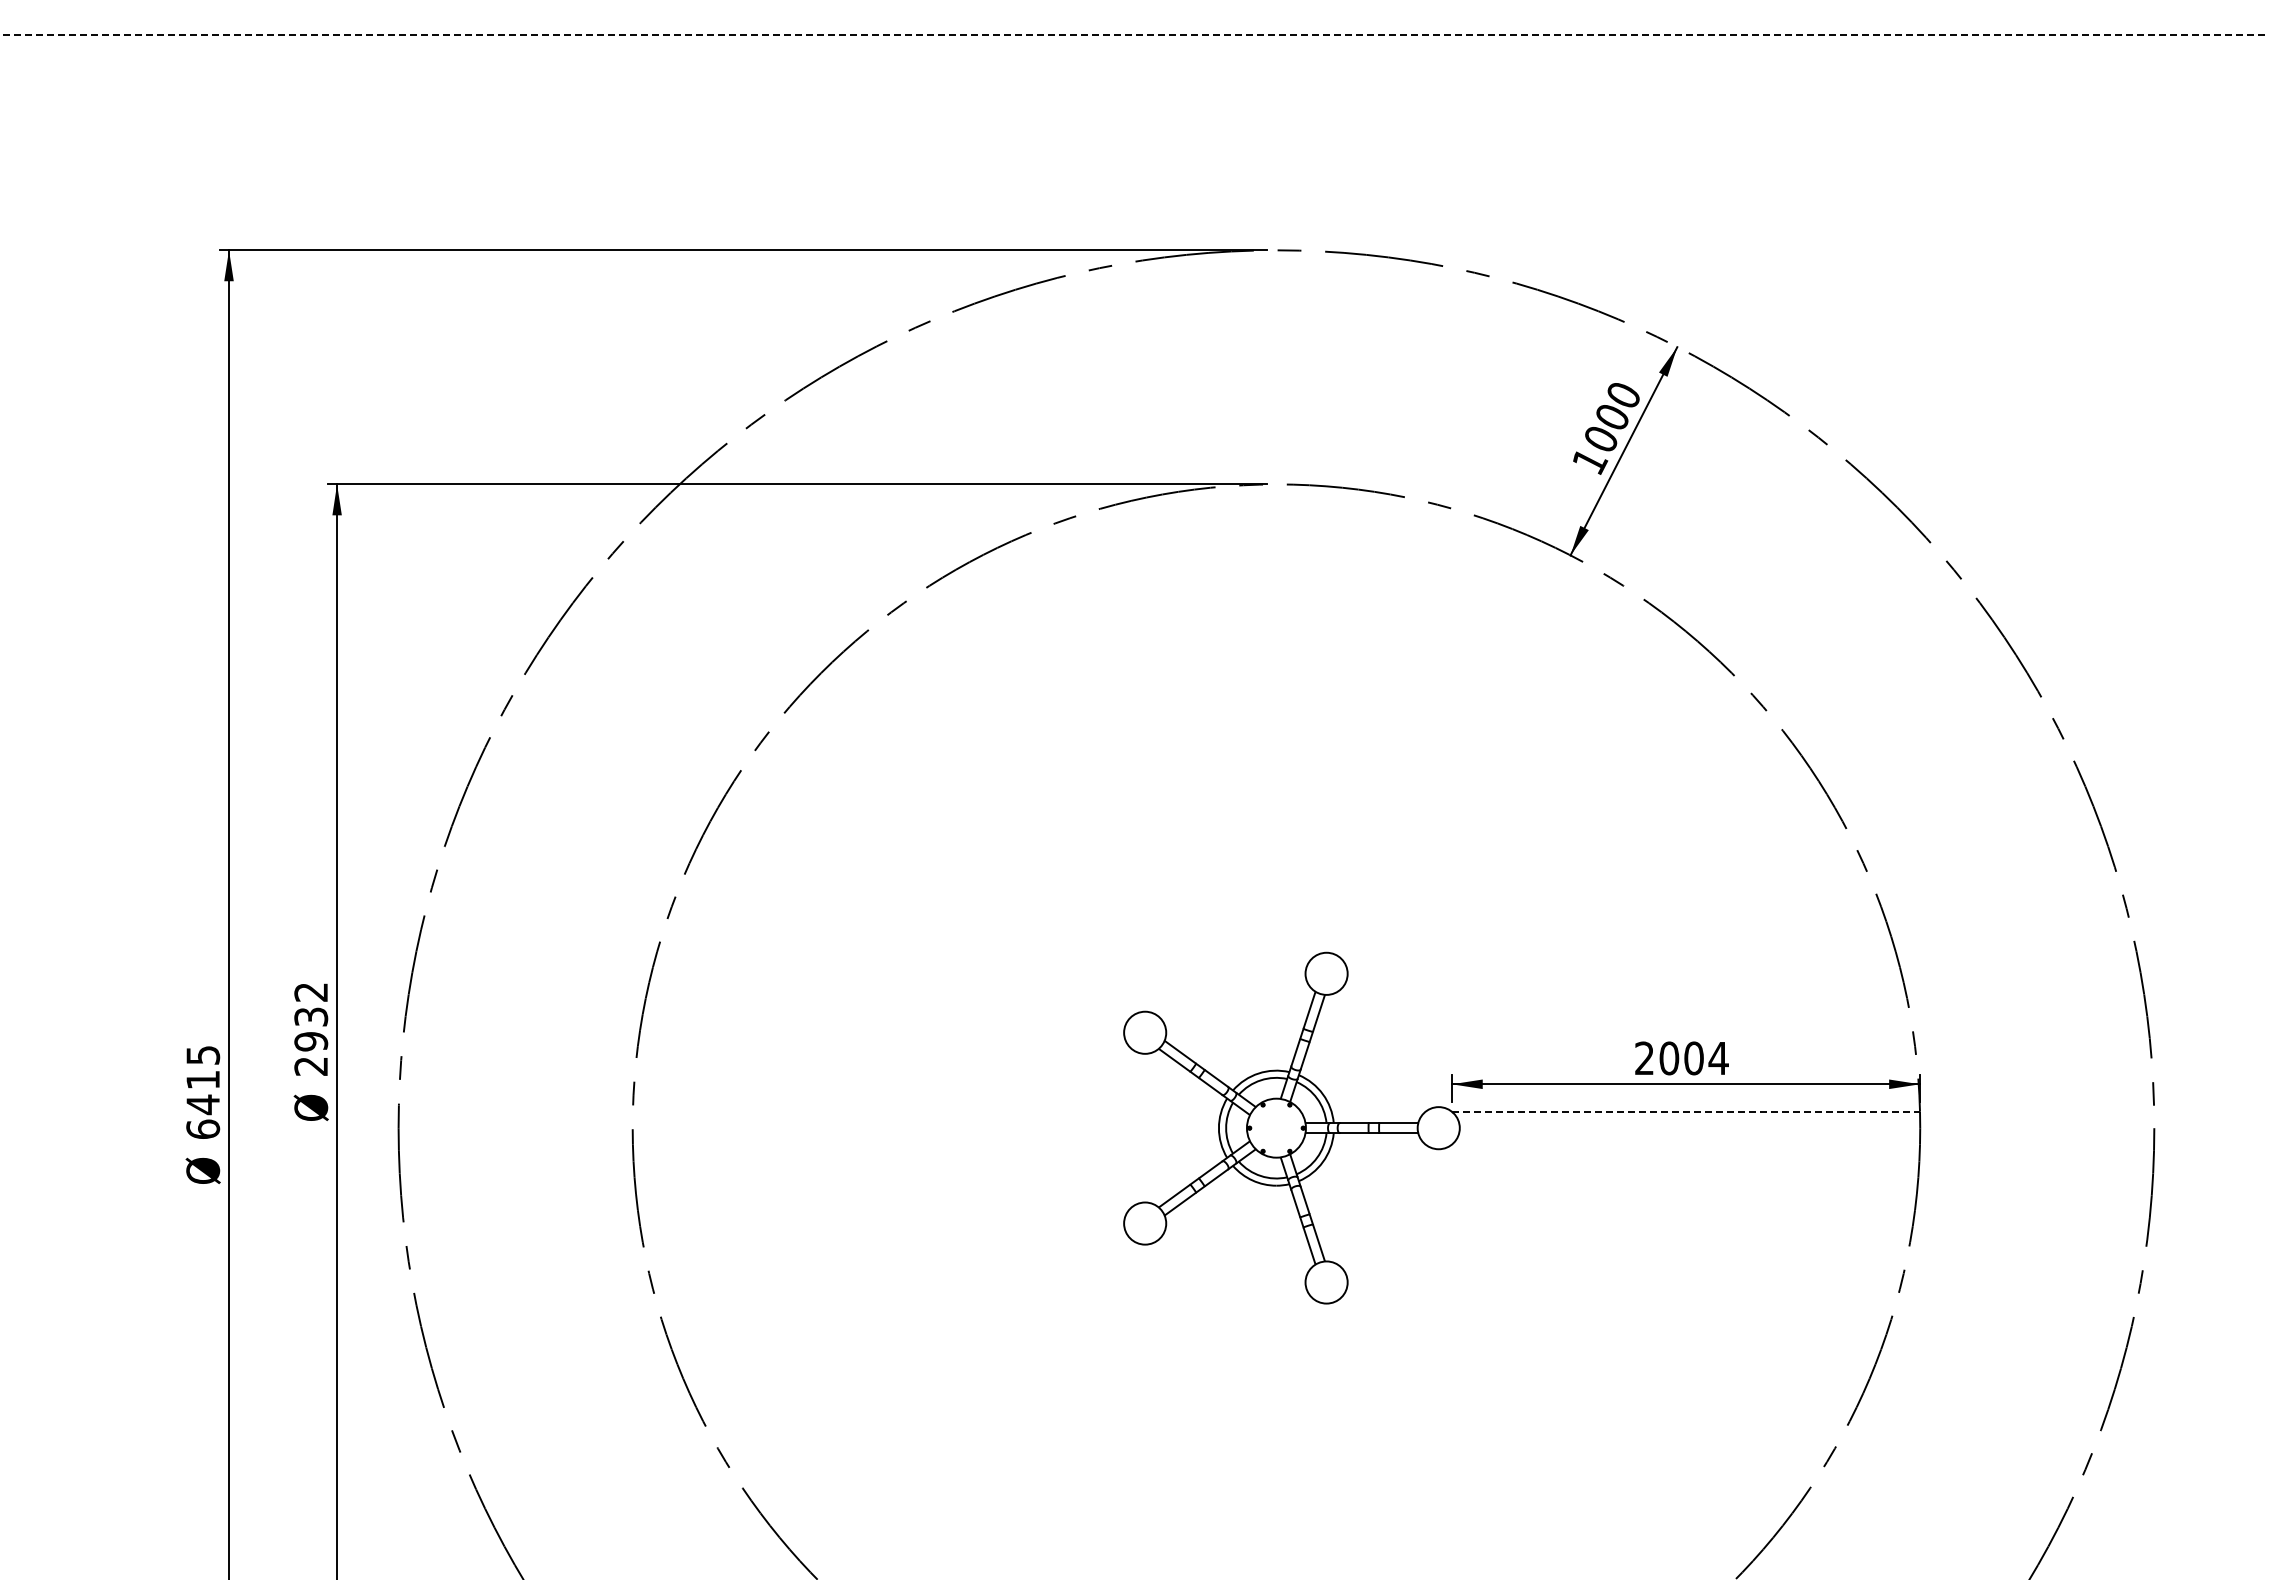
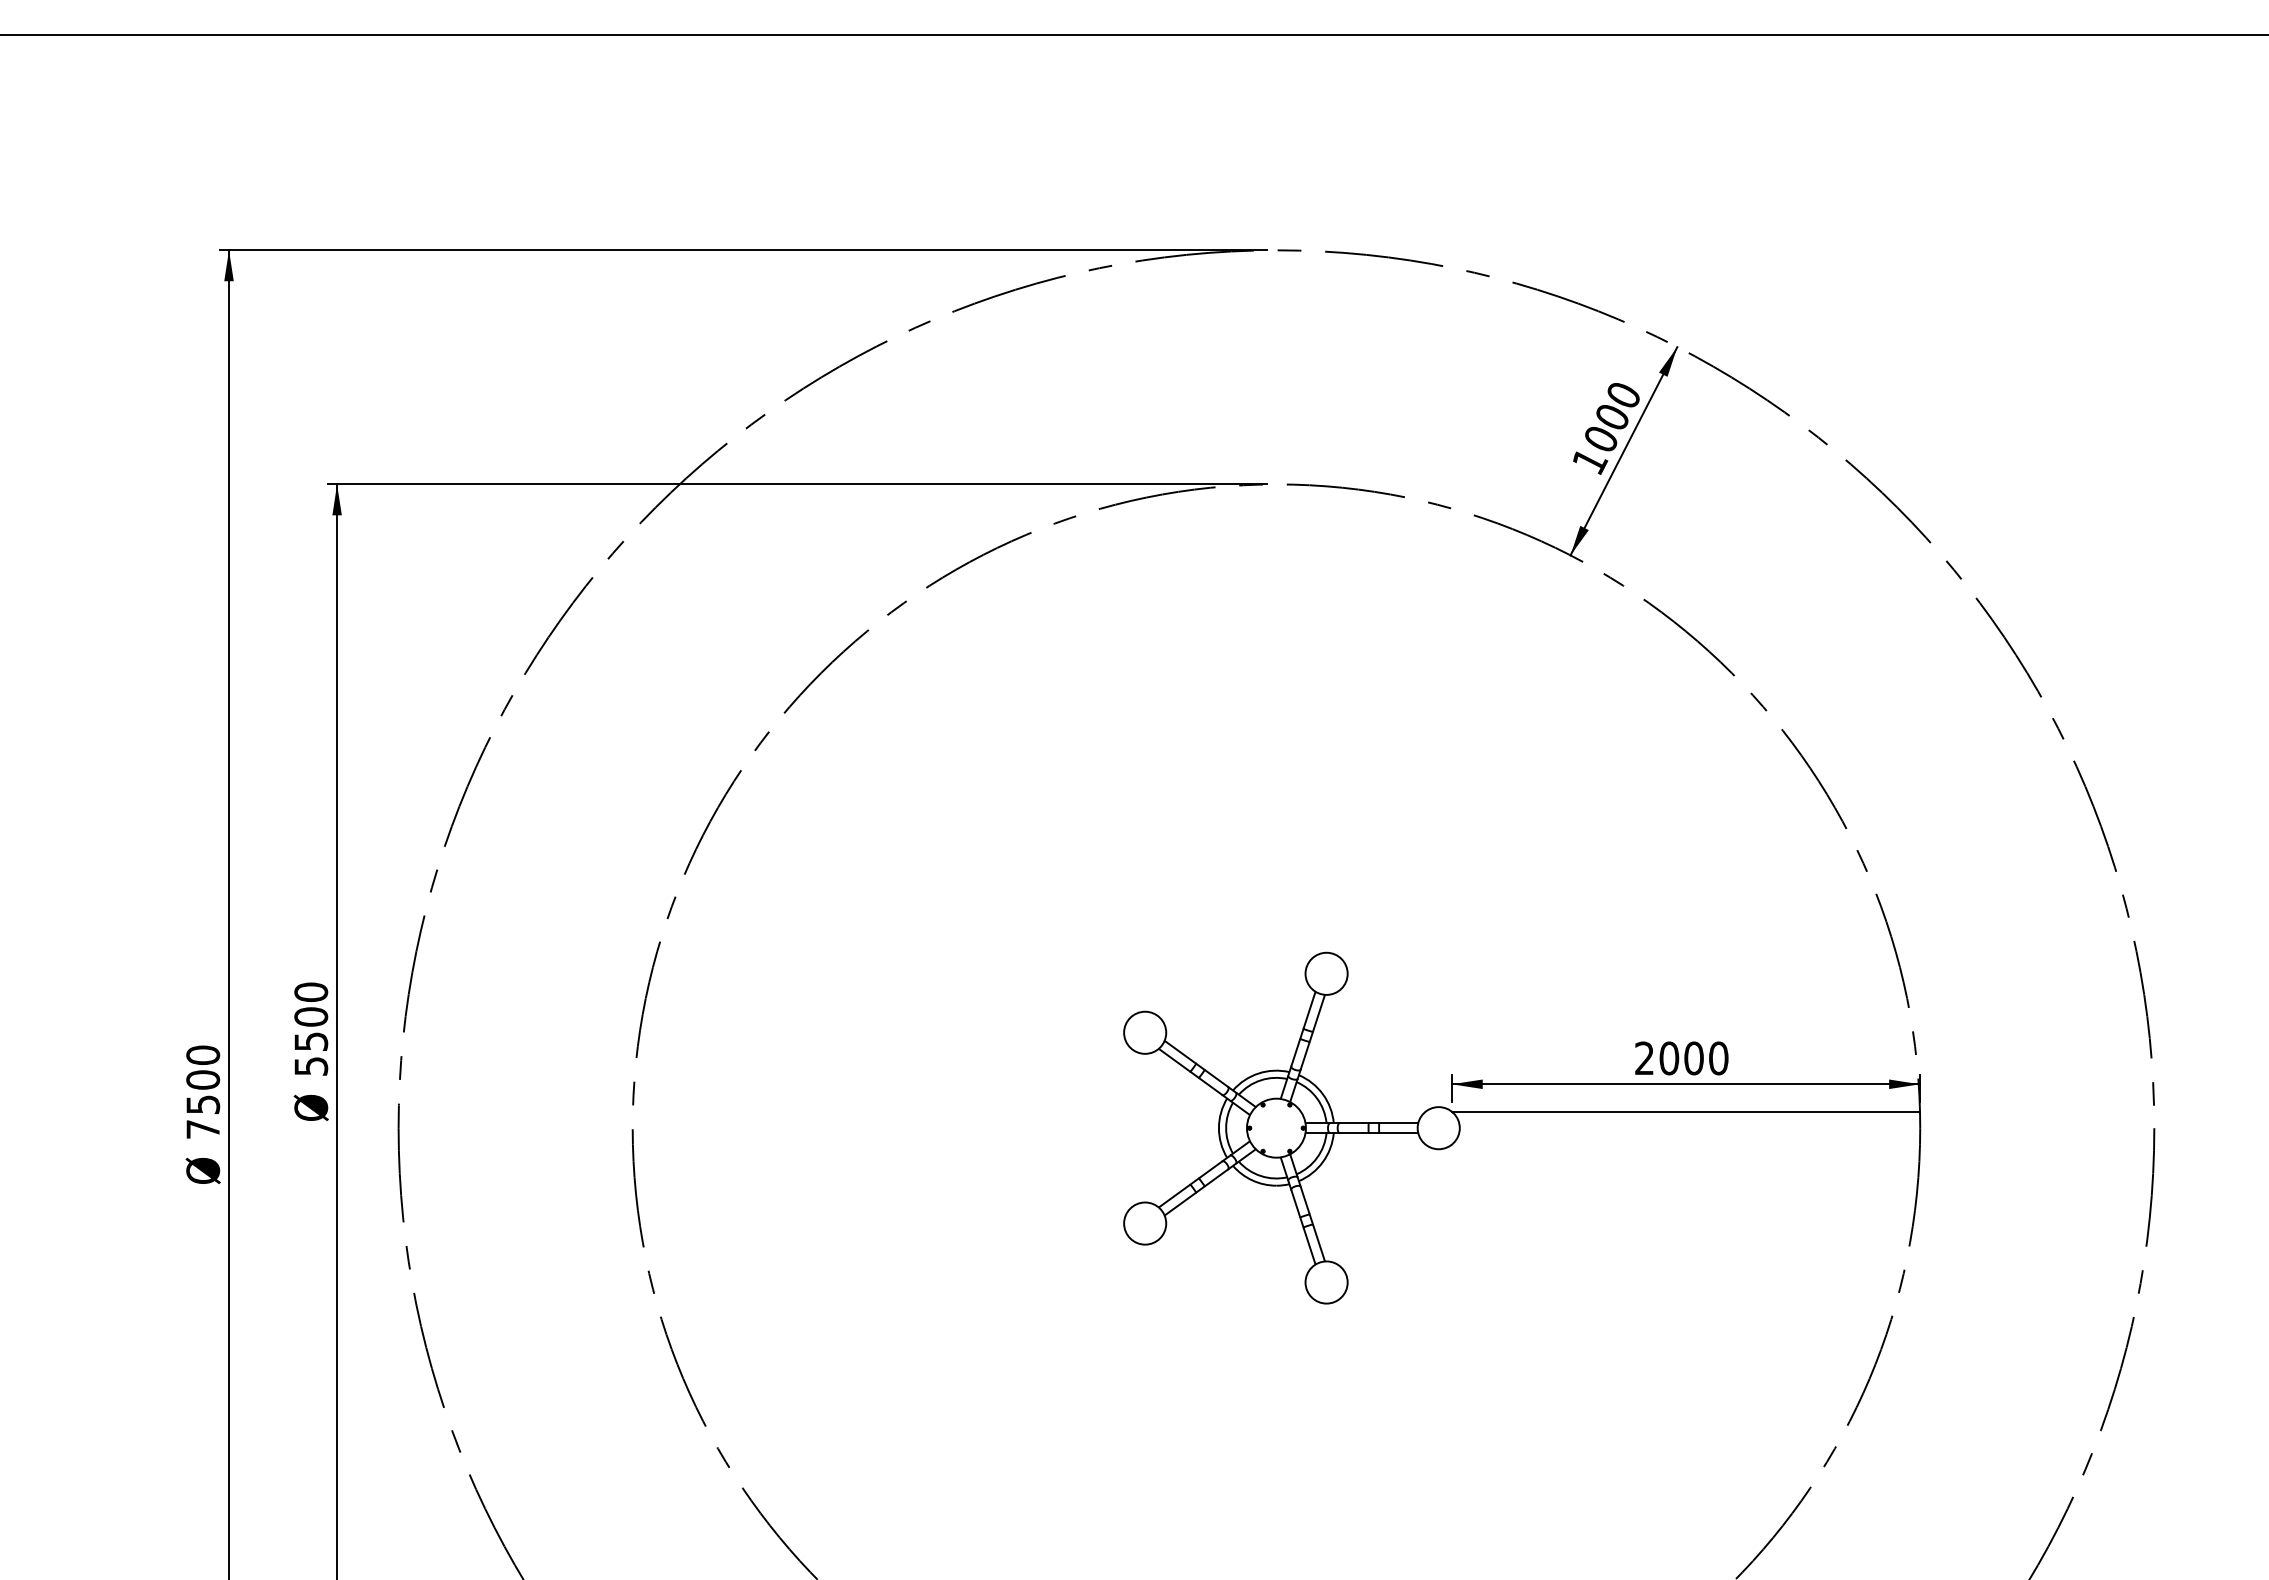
line: dashed -> solid (1134, 34)
text: 2932 -> 5500 (311, 1028)
text: 2004 -> 2000 (1718, 1058)
text: 6415 -> 7500 (203, 1091)
line: dashed -> solid (1686, 1111)
